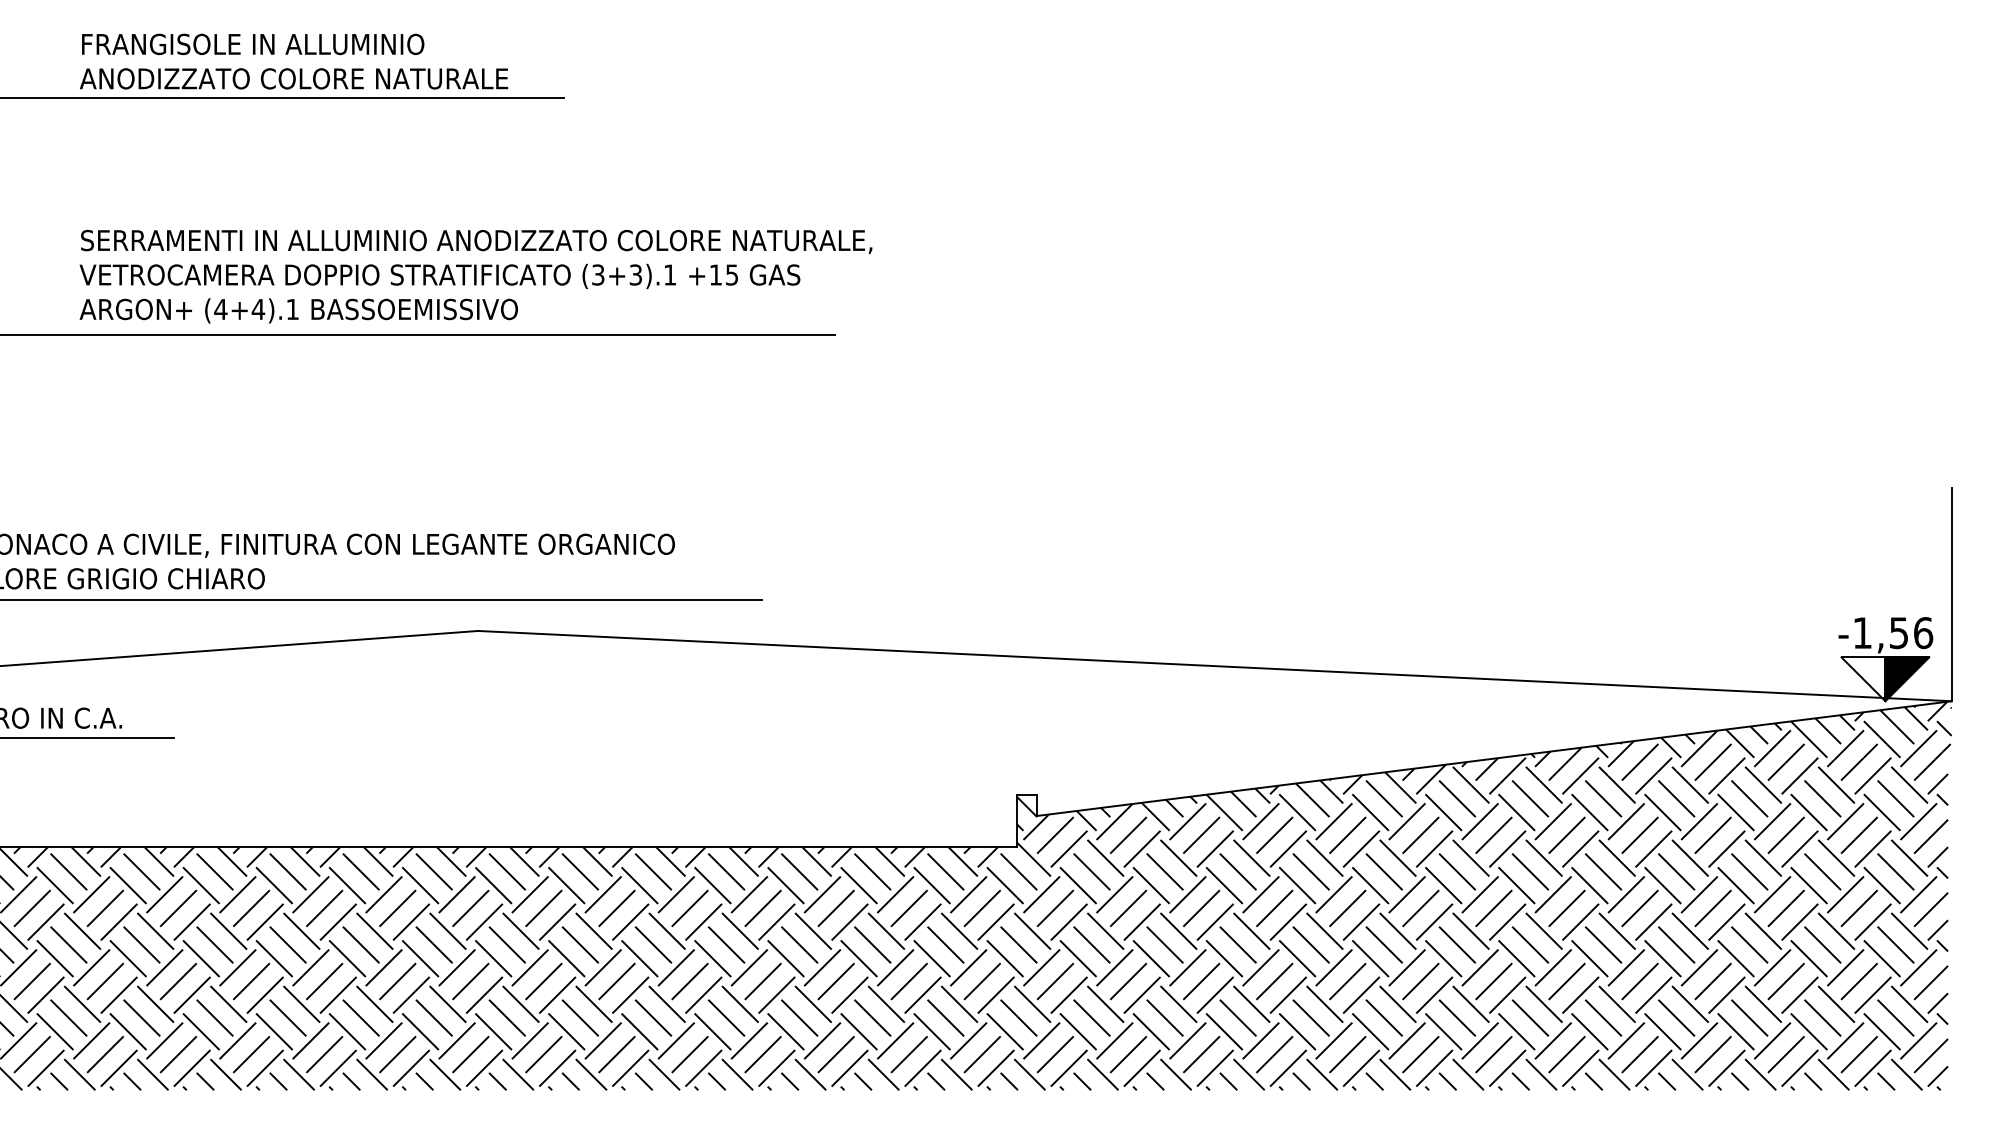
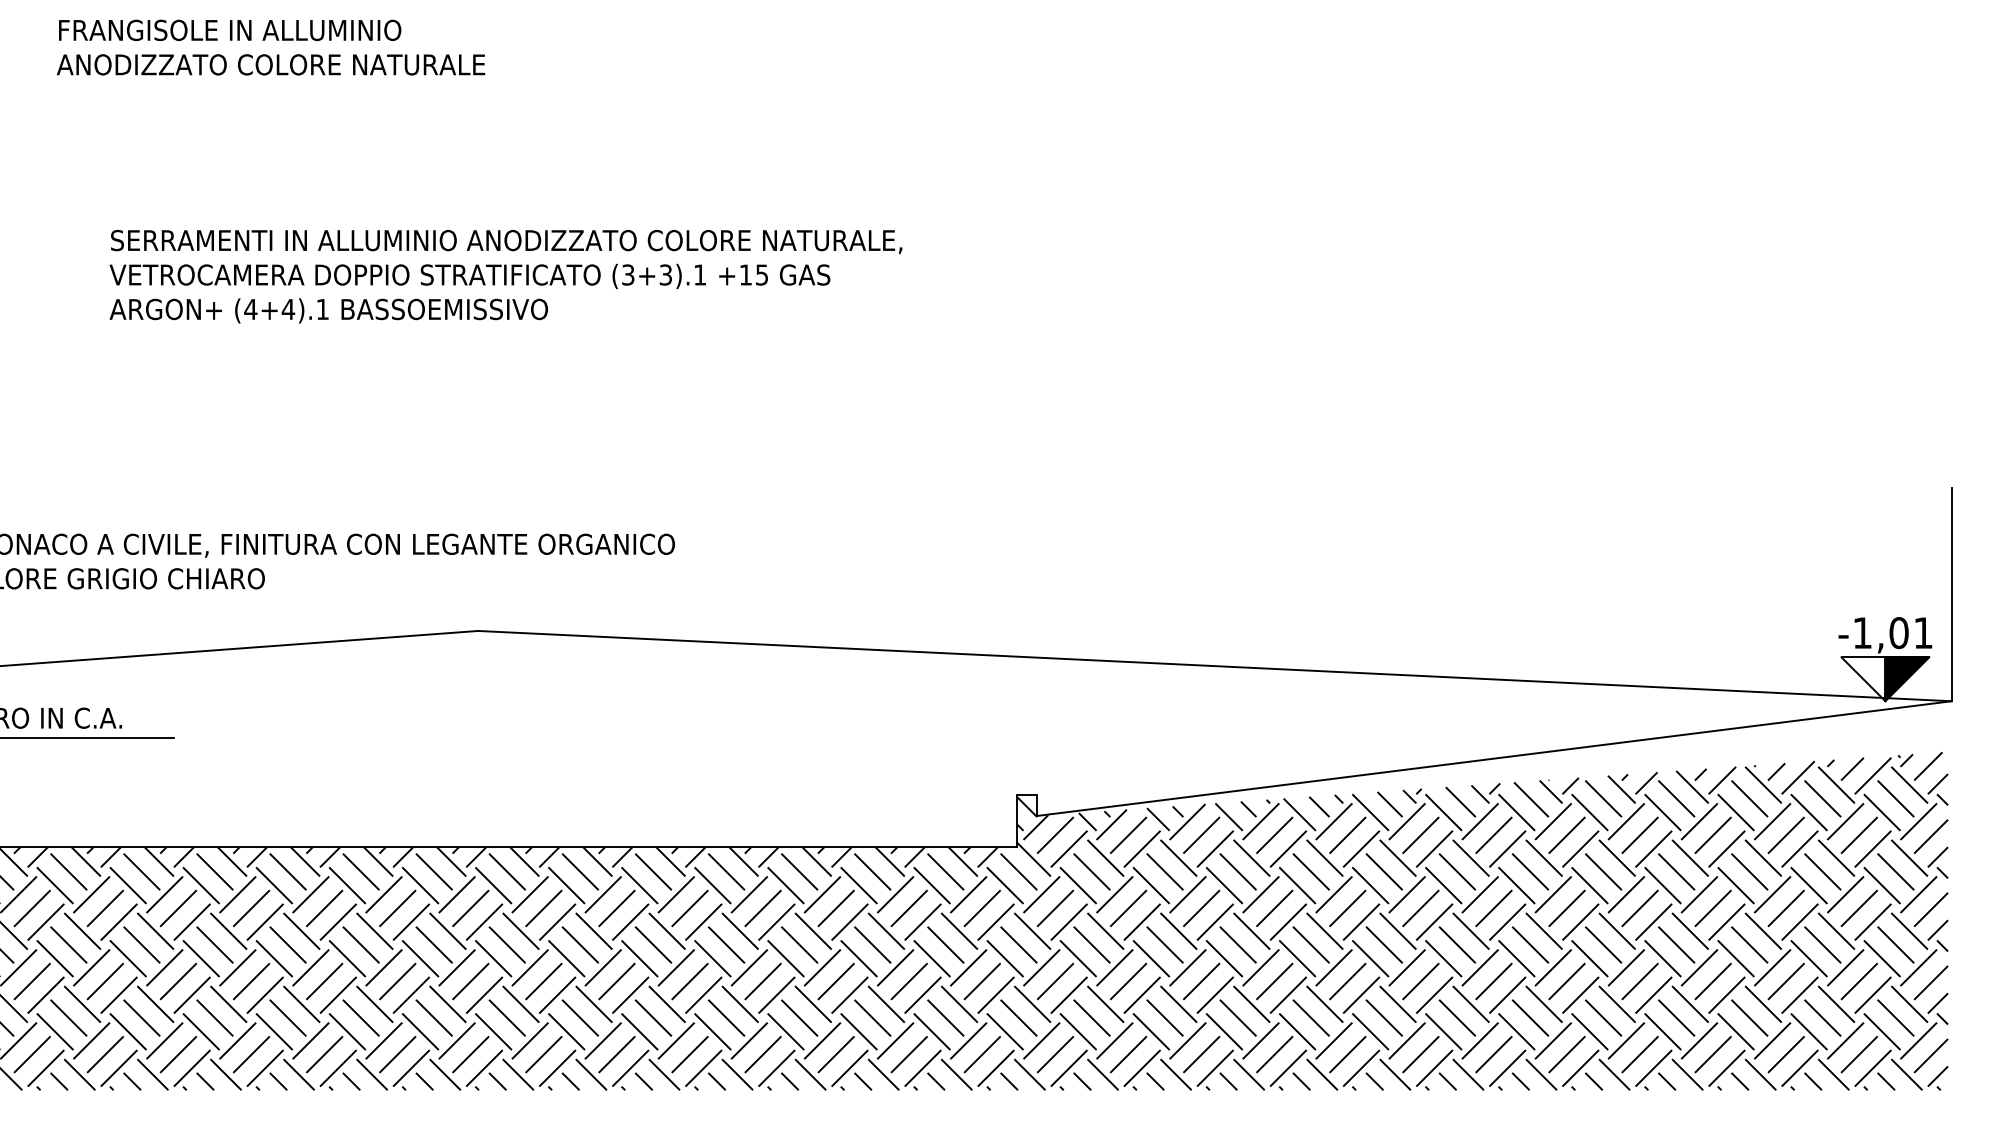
text position: (294, 61) -> (271, 47) (271, 47)
line: present -> none (282, 97)
text position: (475, 276) -> (505, 276) (505, 276)
line: present -> none (418, 334)
line: present -> none (382, 599)
text: -1,56 -> -1,01 (1911, 633)
hatch: present -> none (1499, 758)
